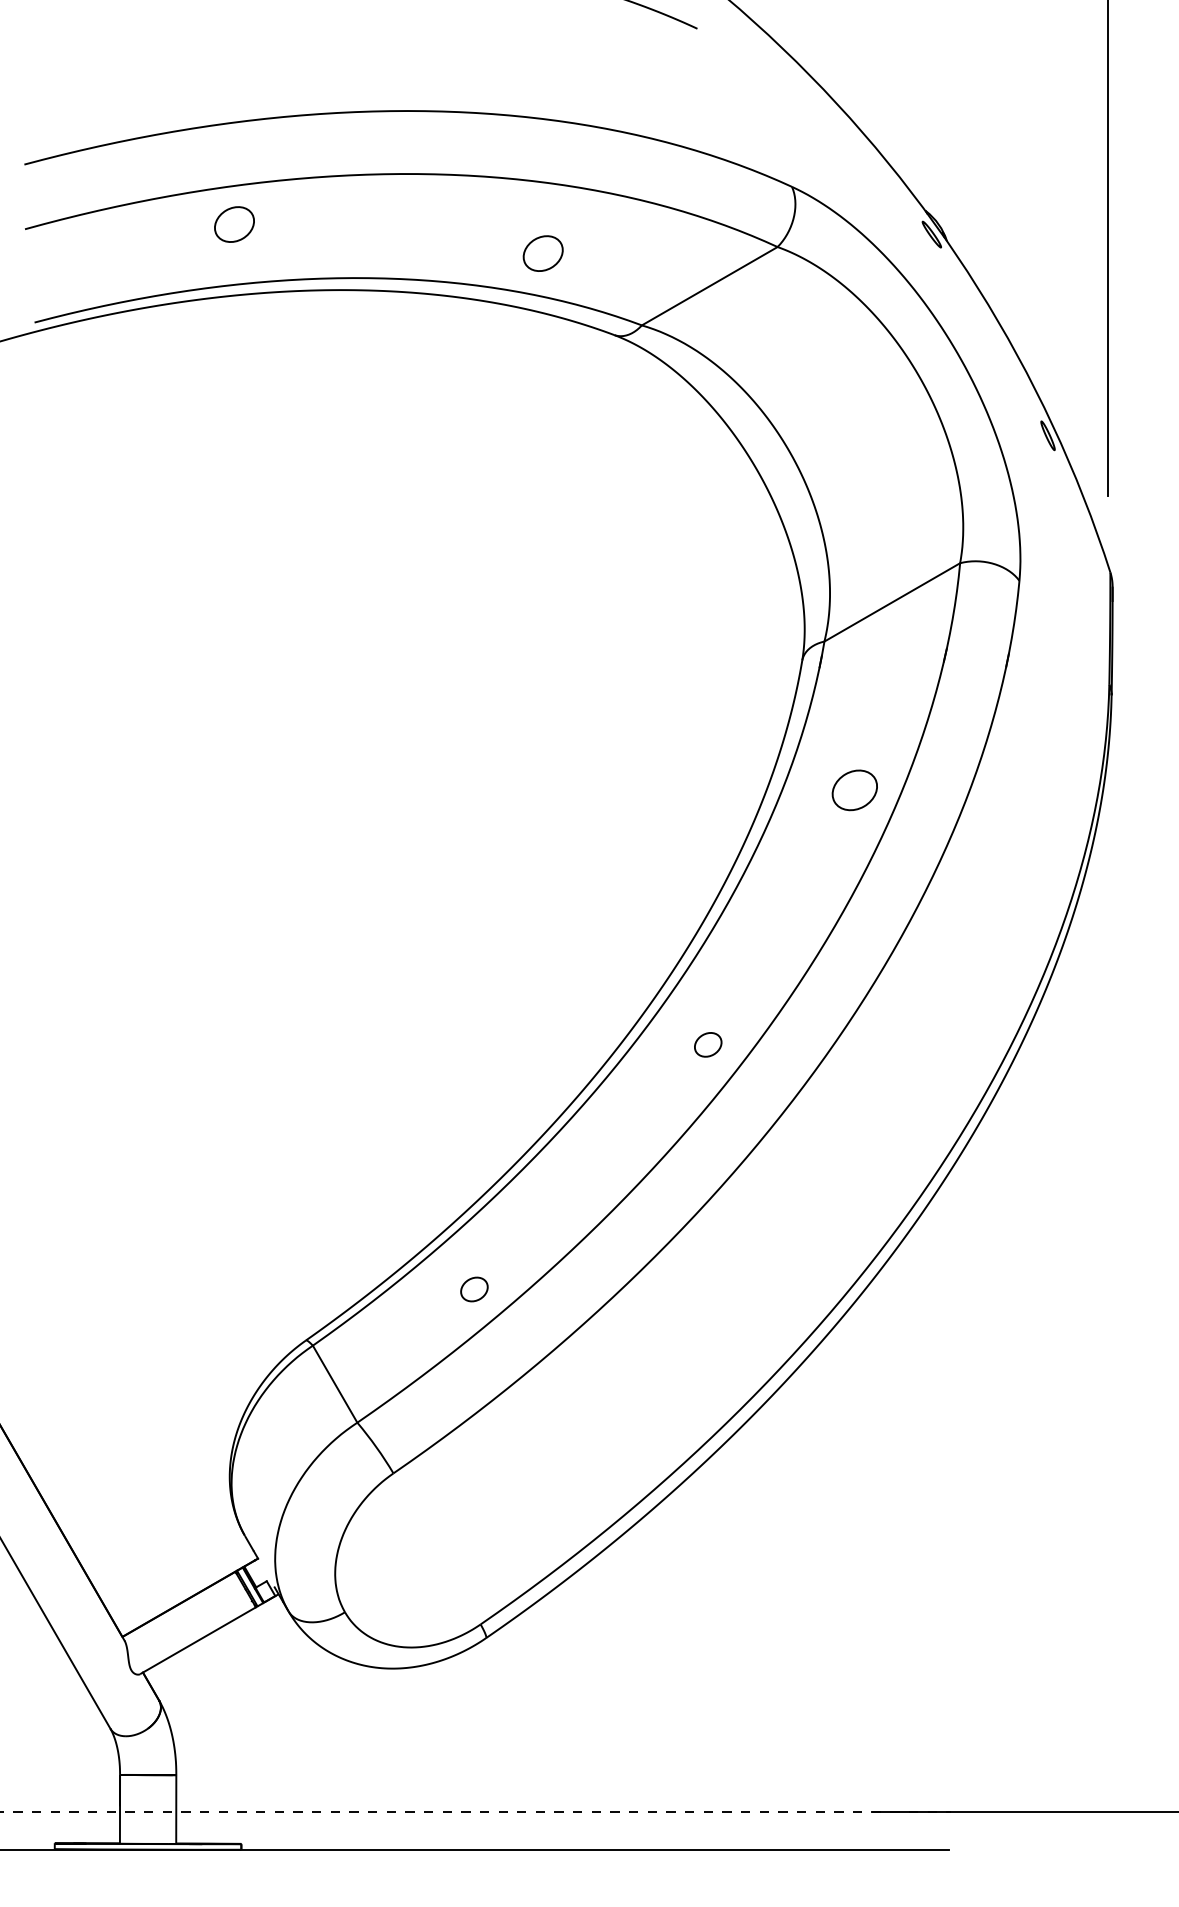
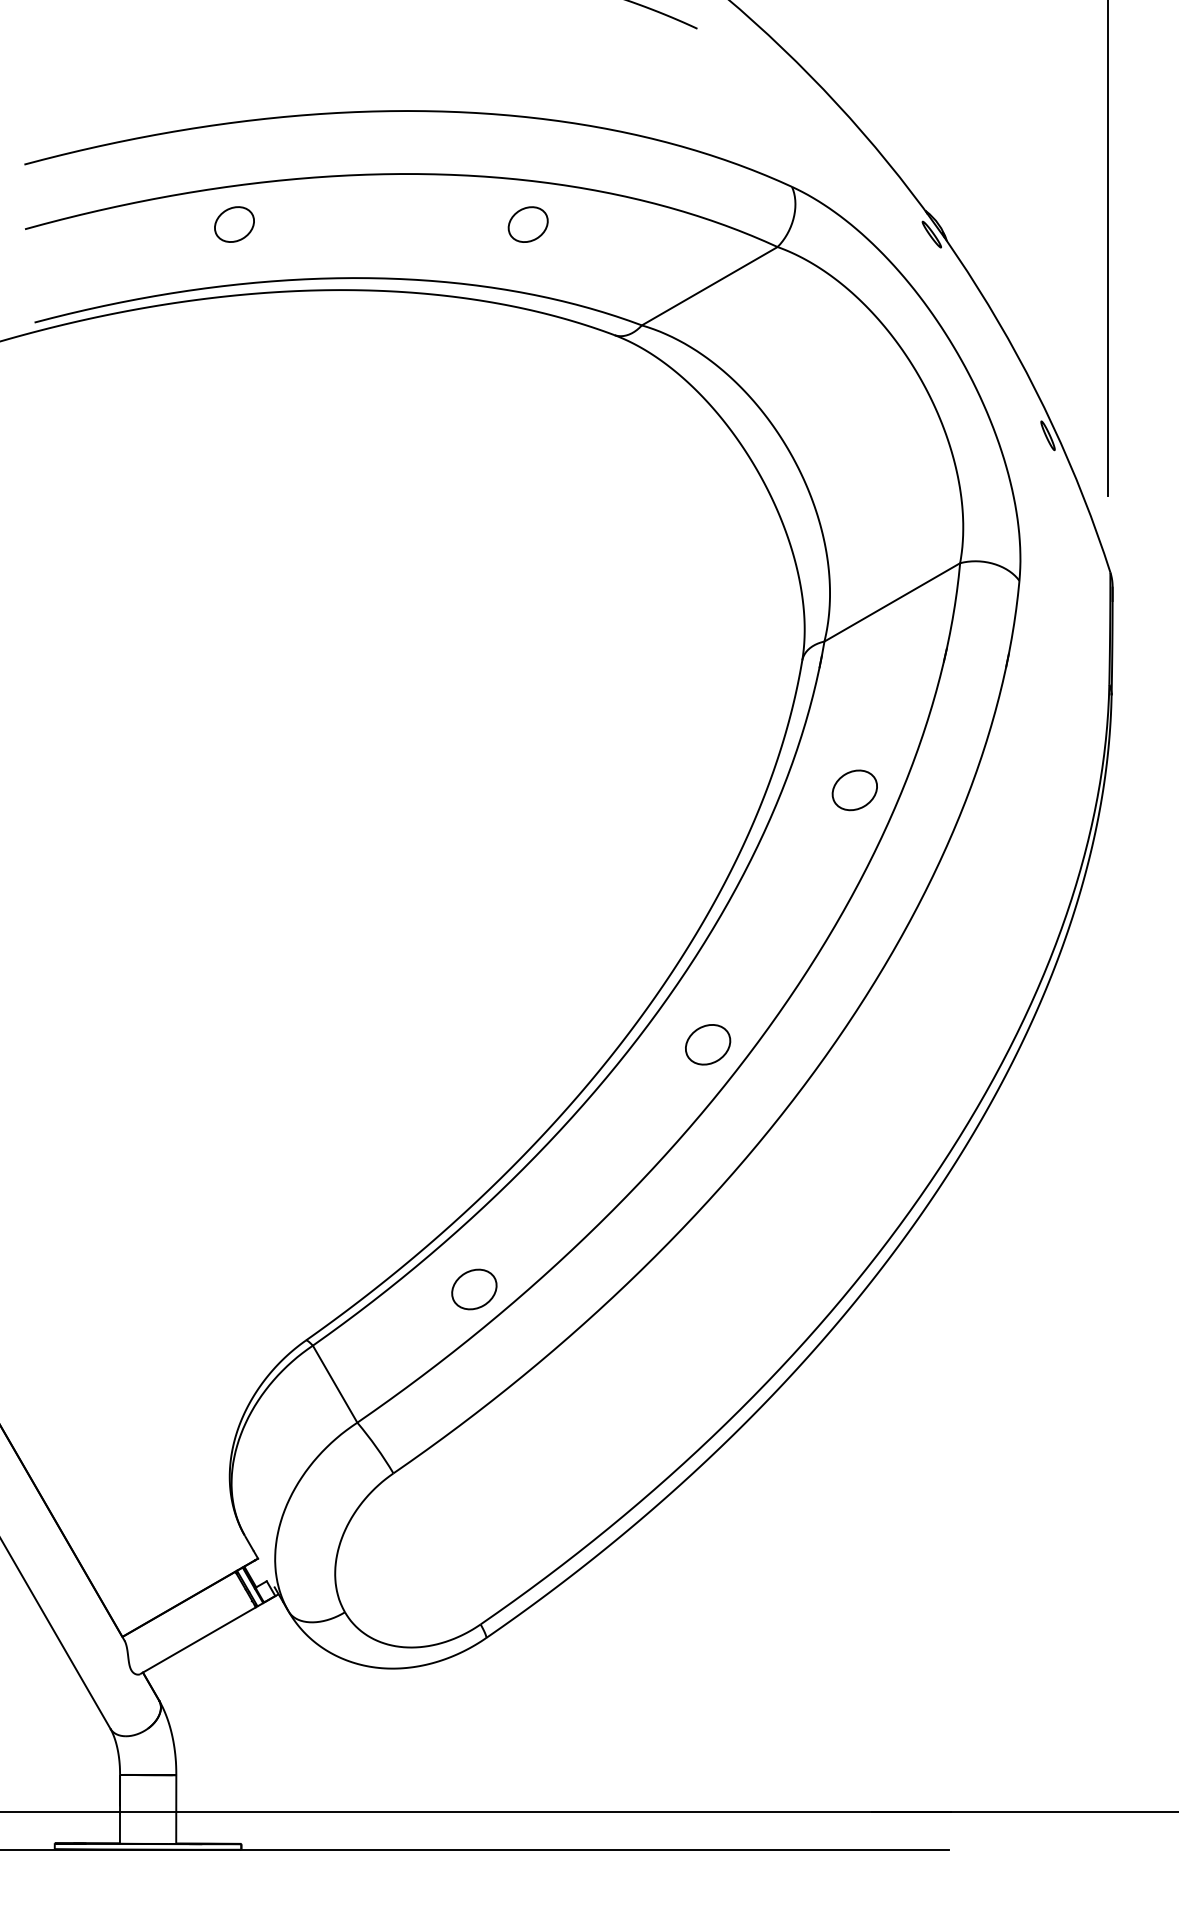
part position: (542, 253) -> (527, 224) (527, 224)
part size: 29x26 px -> 47x42 px (708, 1044)
part size: 29x27 px -> 47x43 px (474, 1289)
line: dashed -> solid (476, 1812)
